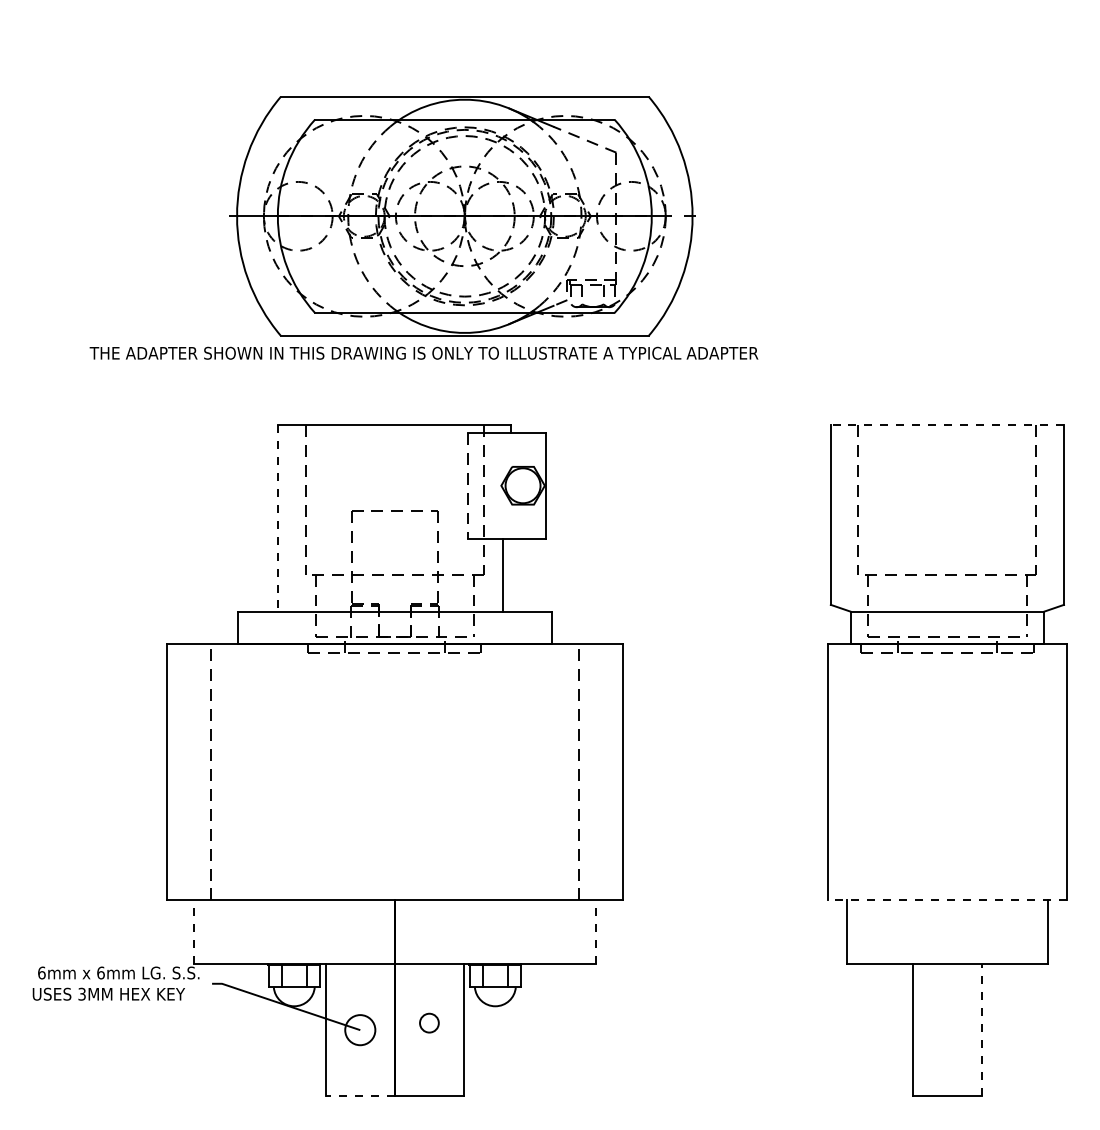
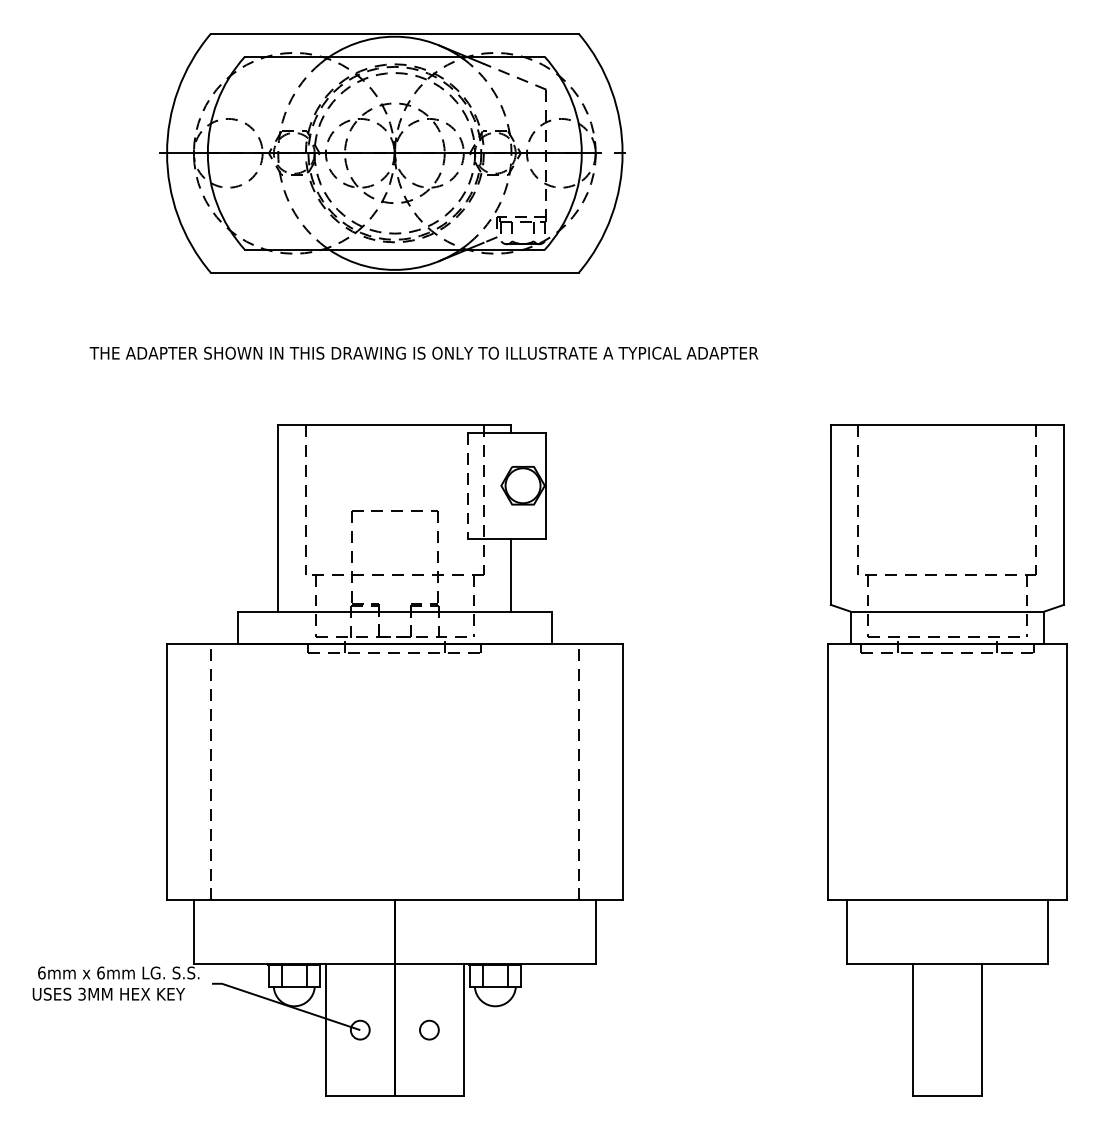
part position: (462, 216) -> (392, 153) (392, 153)
line: dashed -> solid (947, 424)
line: dashed -> solid (278, 518)
line position: (503, 574) -> (511, 574) (511, 574)
line: dashed -> solid (946, 900)
line: dashed -> solid (193, 932)
line: dashed -> solid (595, 932)
circle position: (429, 1022) -> (429, 1029) (429, 1029)
circle diameter: 30 px -> 19 px (359, 1029)
line: dashed -> solid (981, 1030)
line: dashed -> solid (359, 1096)
